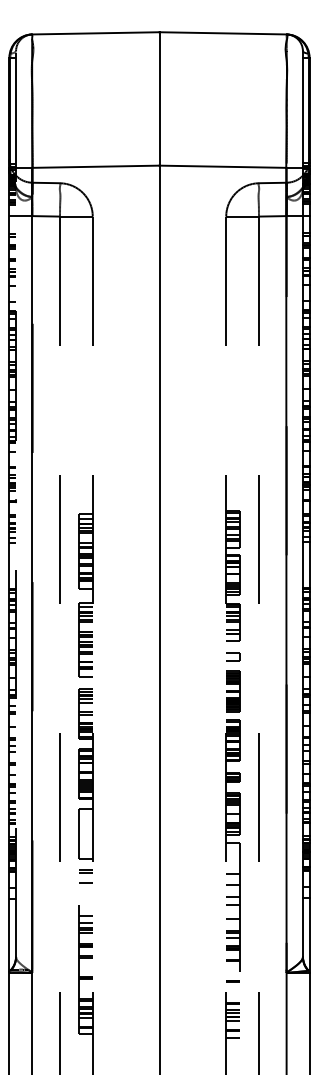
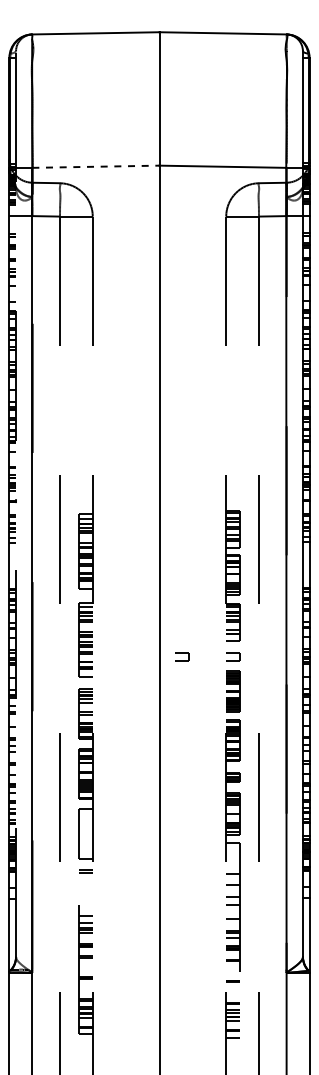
line: solid -> dashed (95, 166)
part: none -> present (182, 656)
line: present -> none (85, 882)
